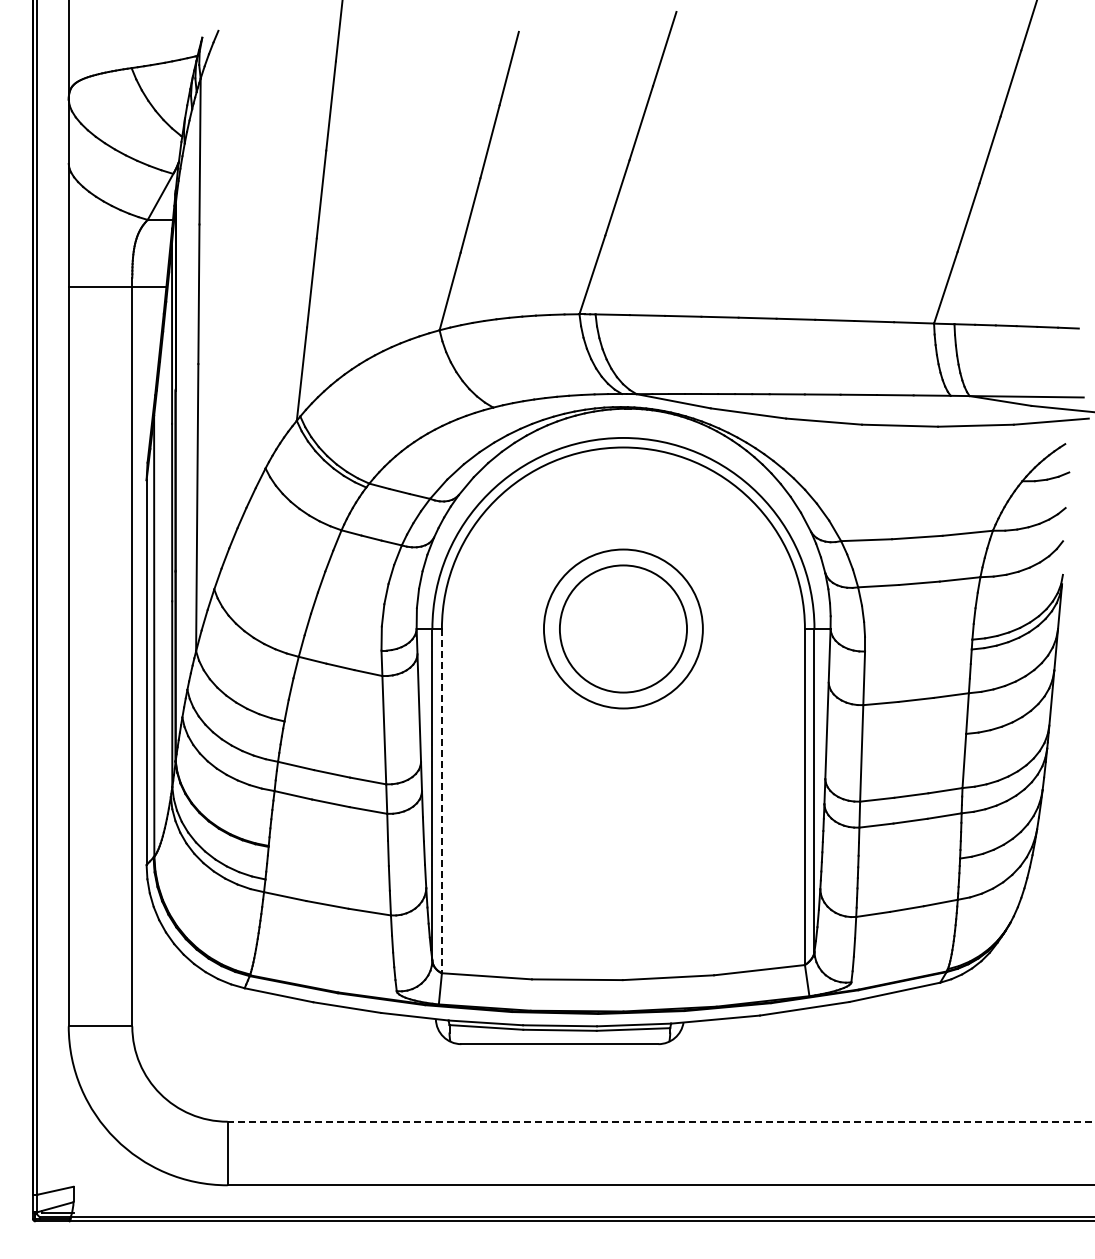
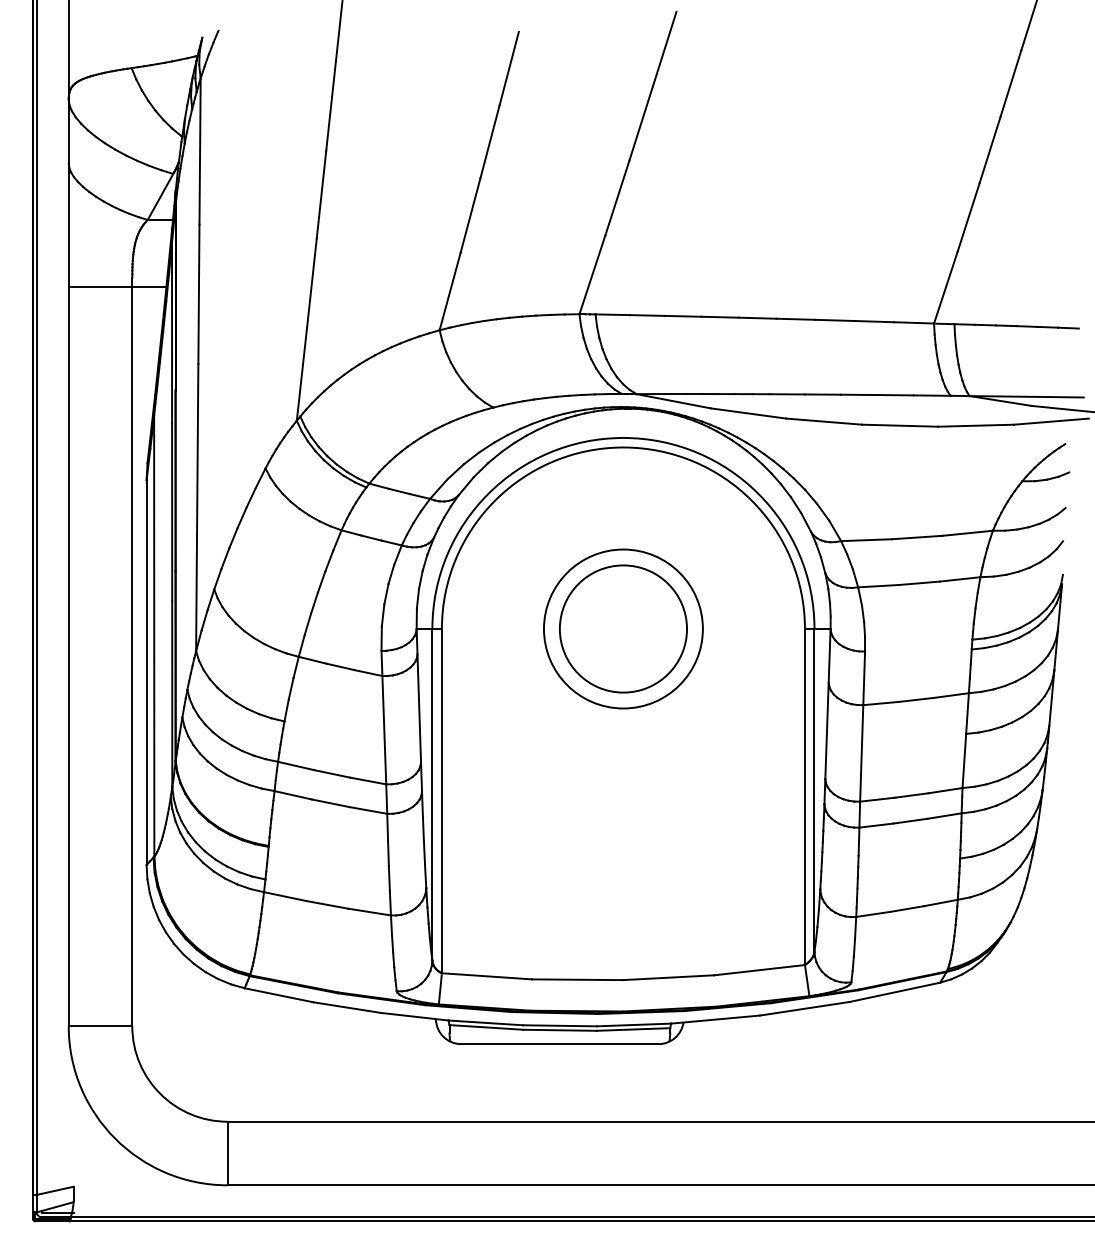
line: dashed -> solid (441, 801)
line: dashed -> solid (660, 1121)
